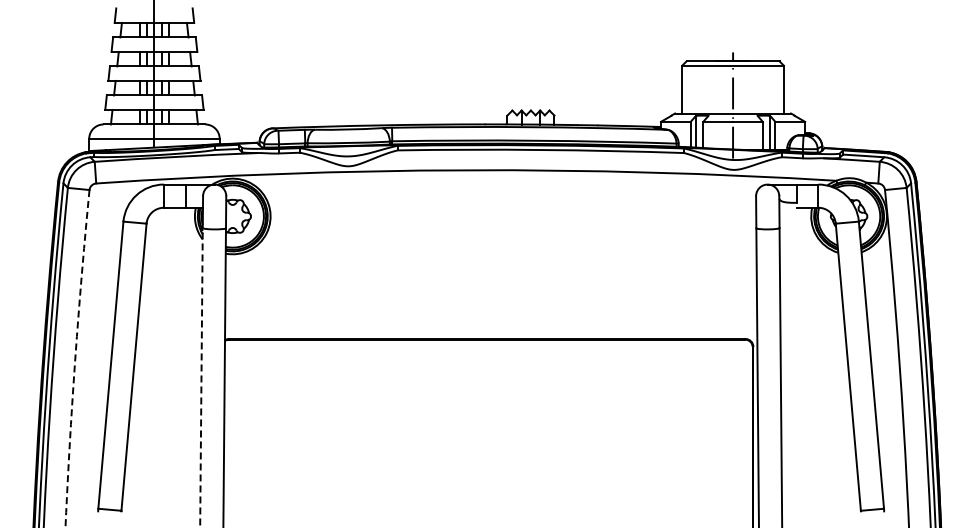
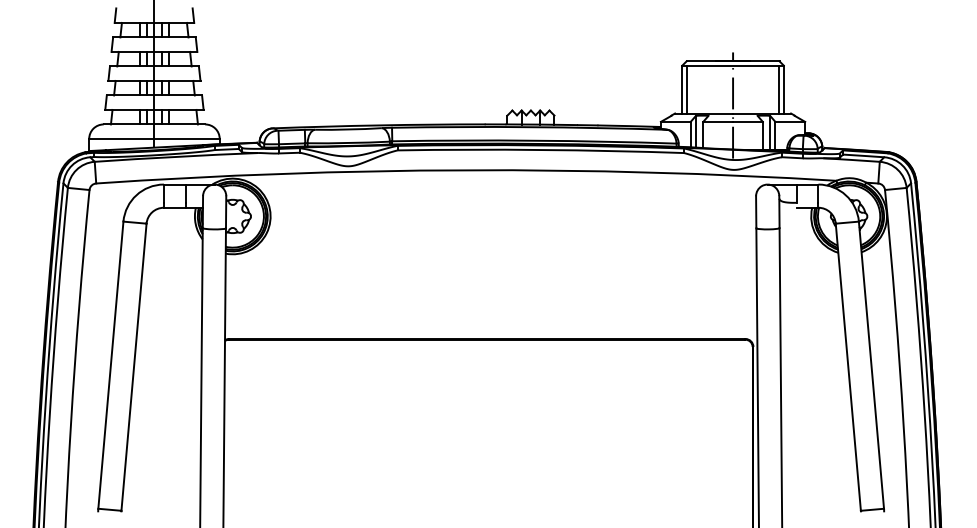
line: none -> present (687, 89)
line: none -> present (778, 89)
arc: dashed -> solid (75, 359)
line: dashed -> solid (201, 377)
